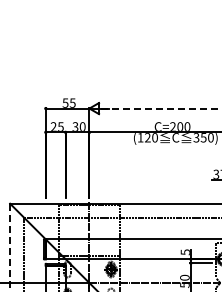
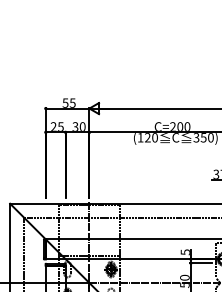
line: dashed -> solid (161, 108)
line: dashed -> solid (10, 247)
